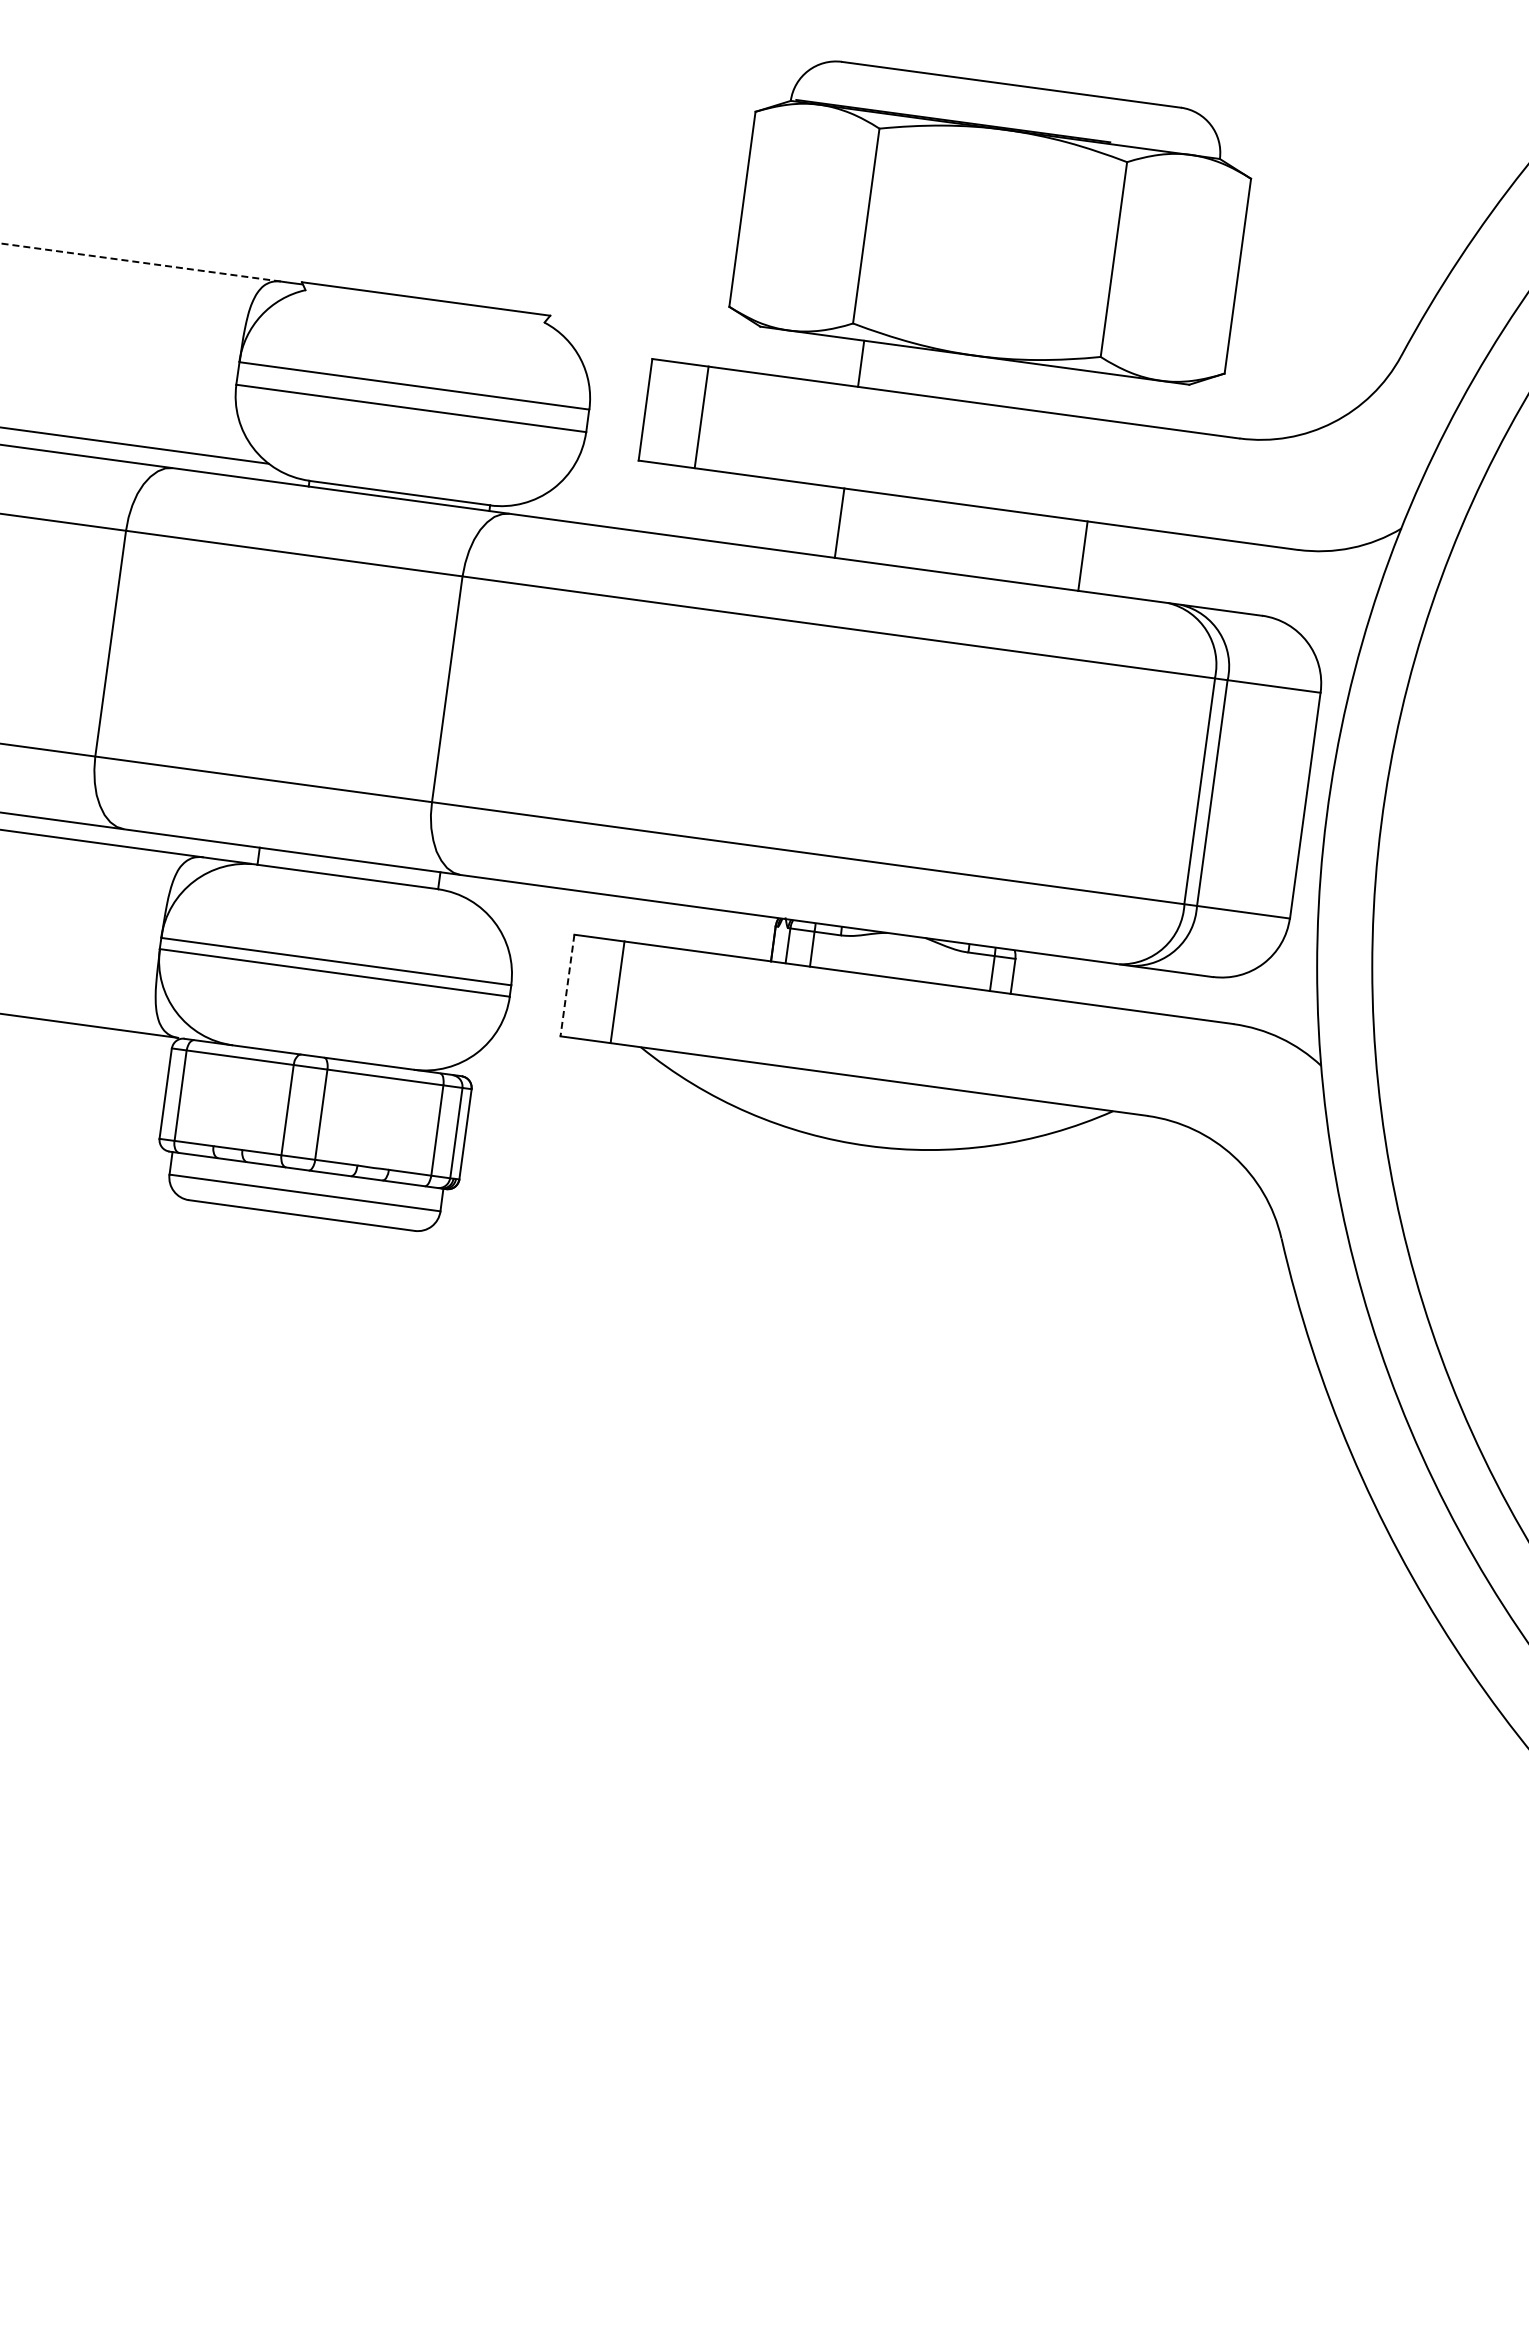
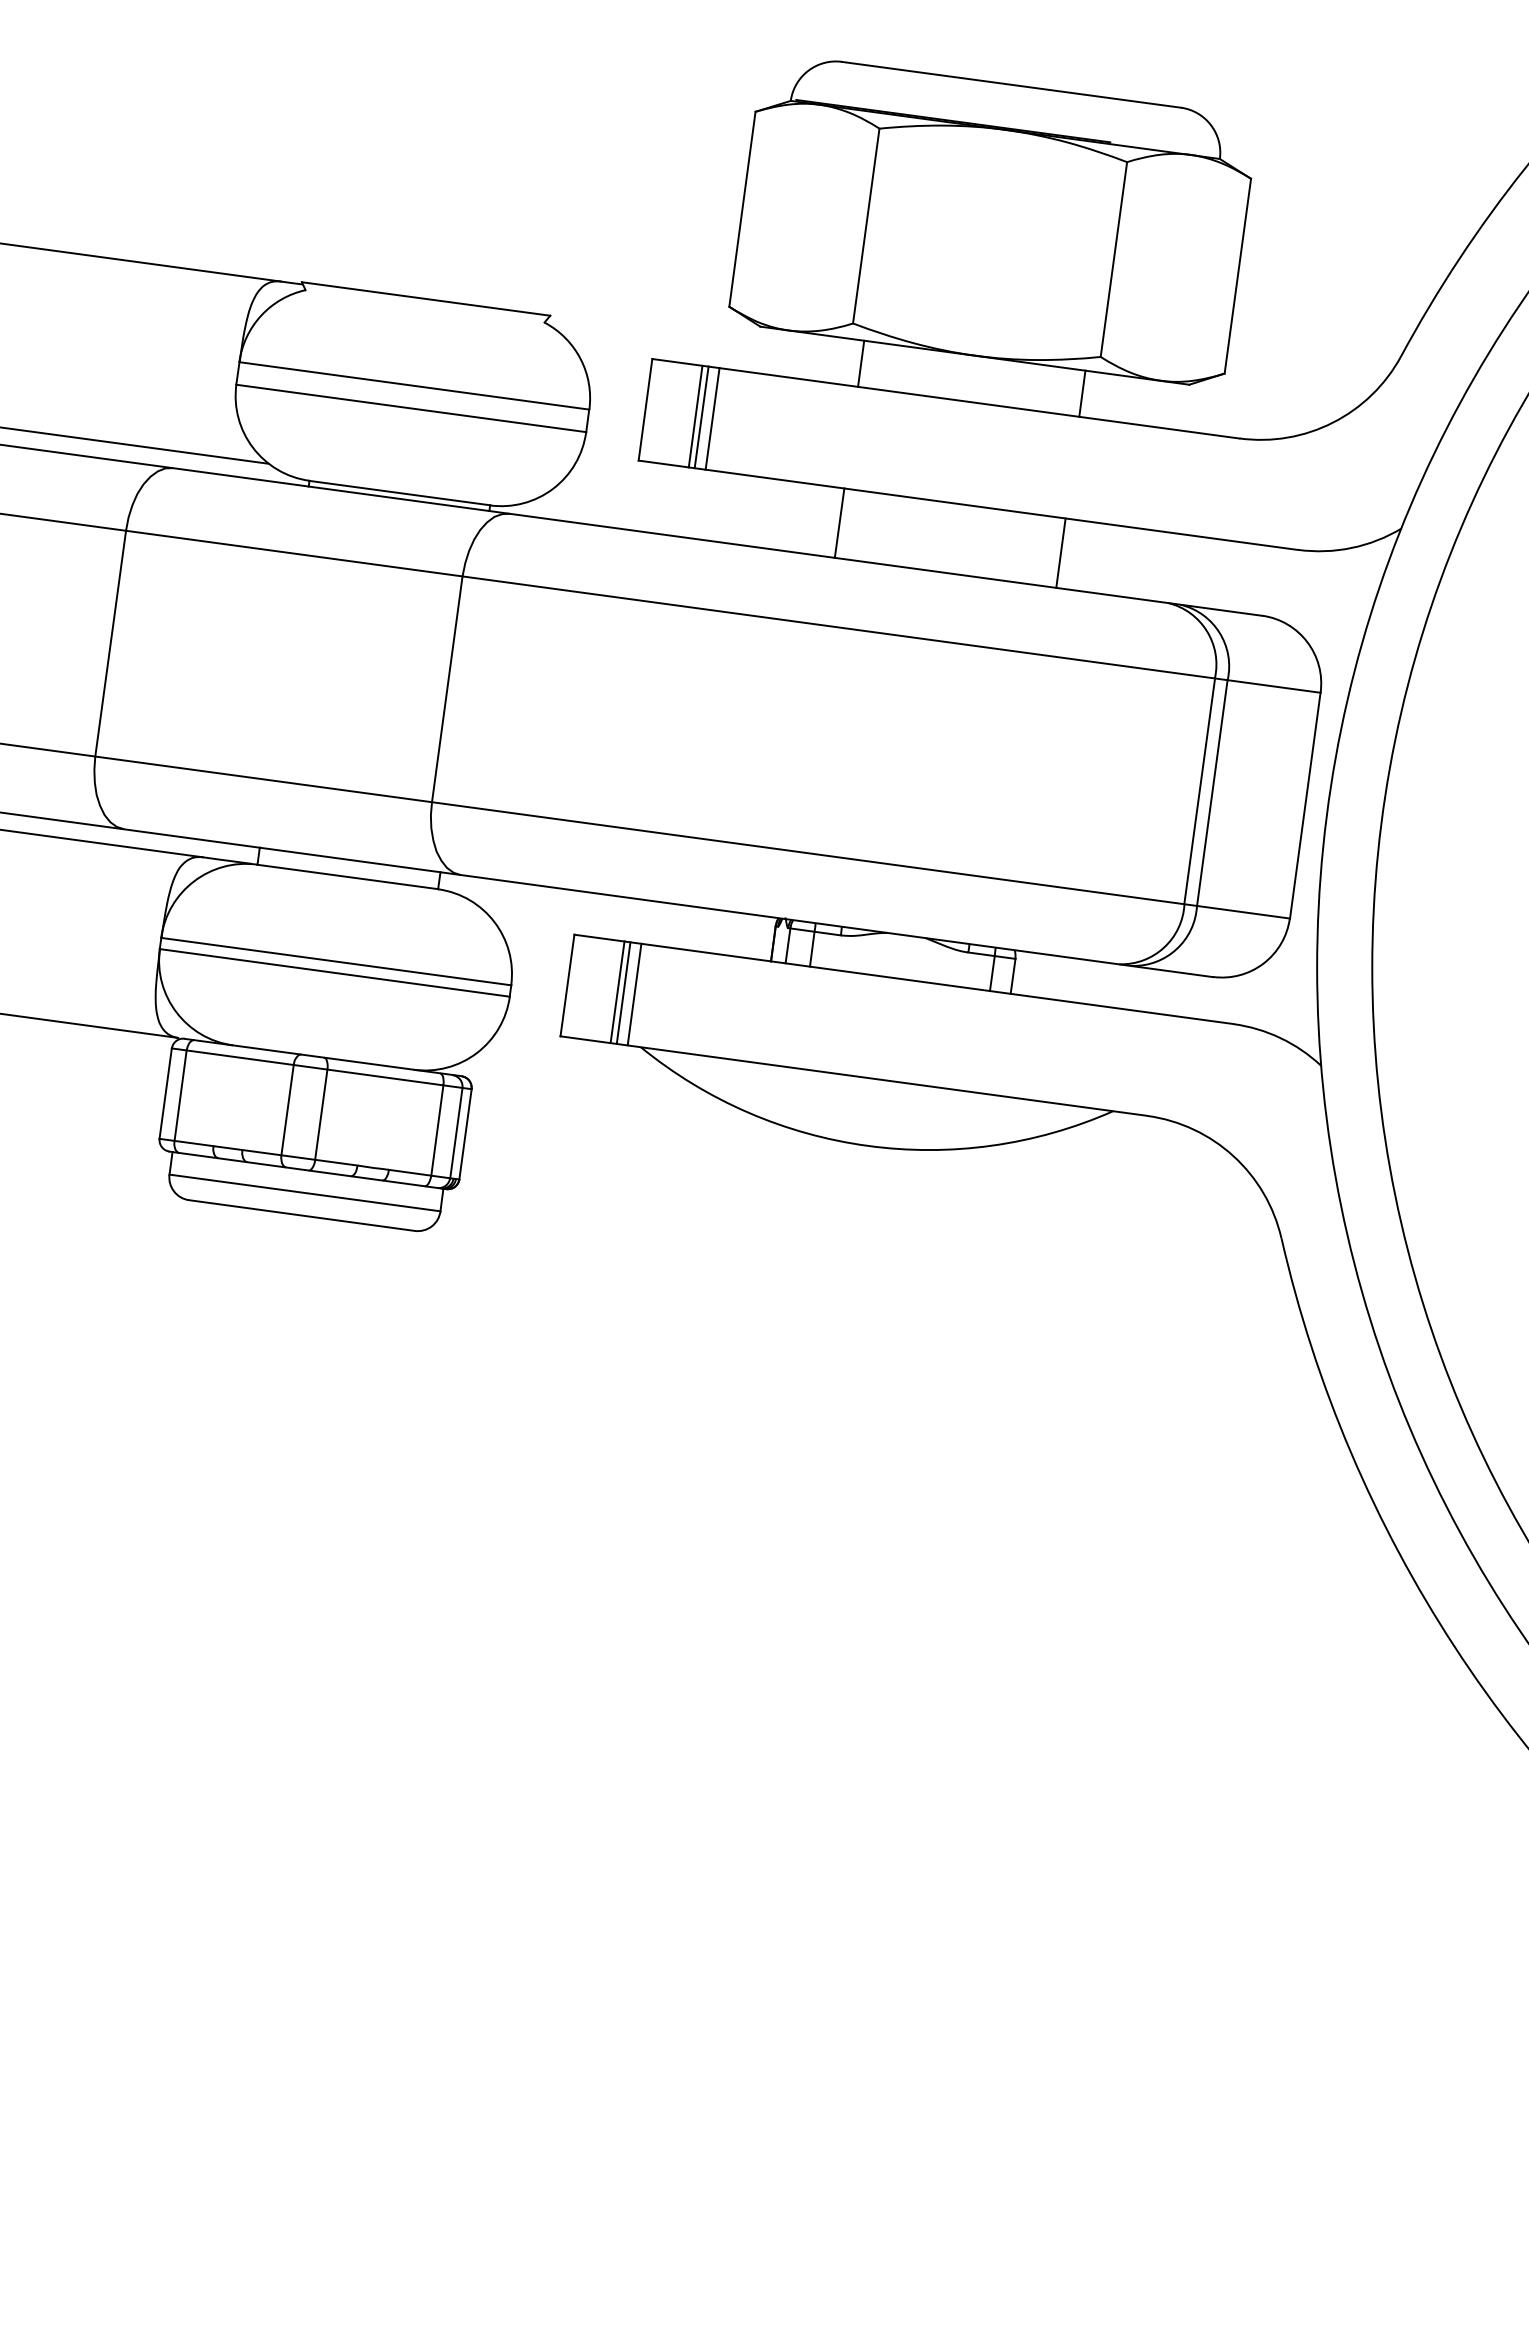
line: dashed -> solid (140, 262)
line: none -> present (1082, 393)
line: none -> present (695, 416)
line: none -> present (712, 418)
line position: (1082, 555) -> (1060, 552) (1060, 552)
line: dashed -> solid (567, 986)
line: none -> present (623, 992)
line: none -> present (634, 994)
